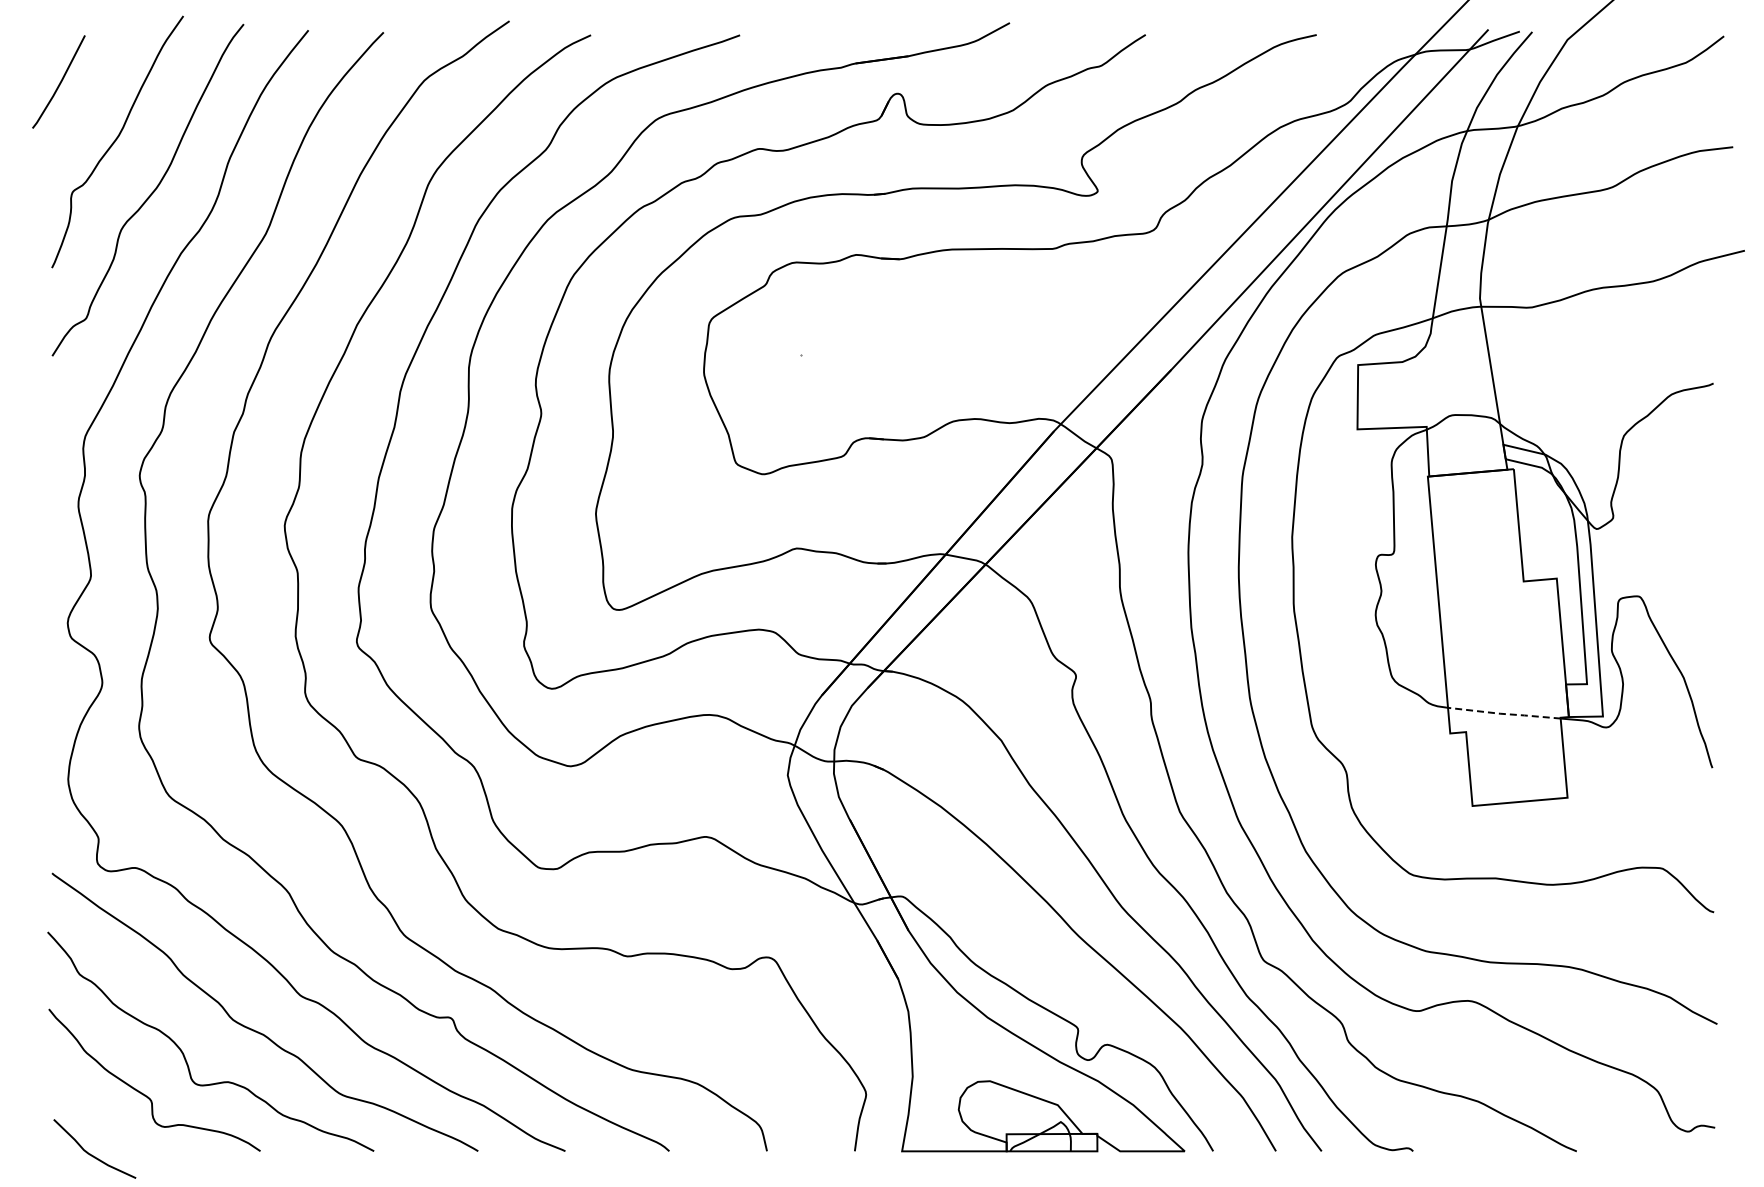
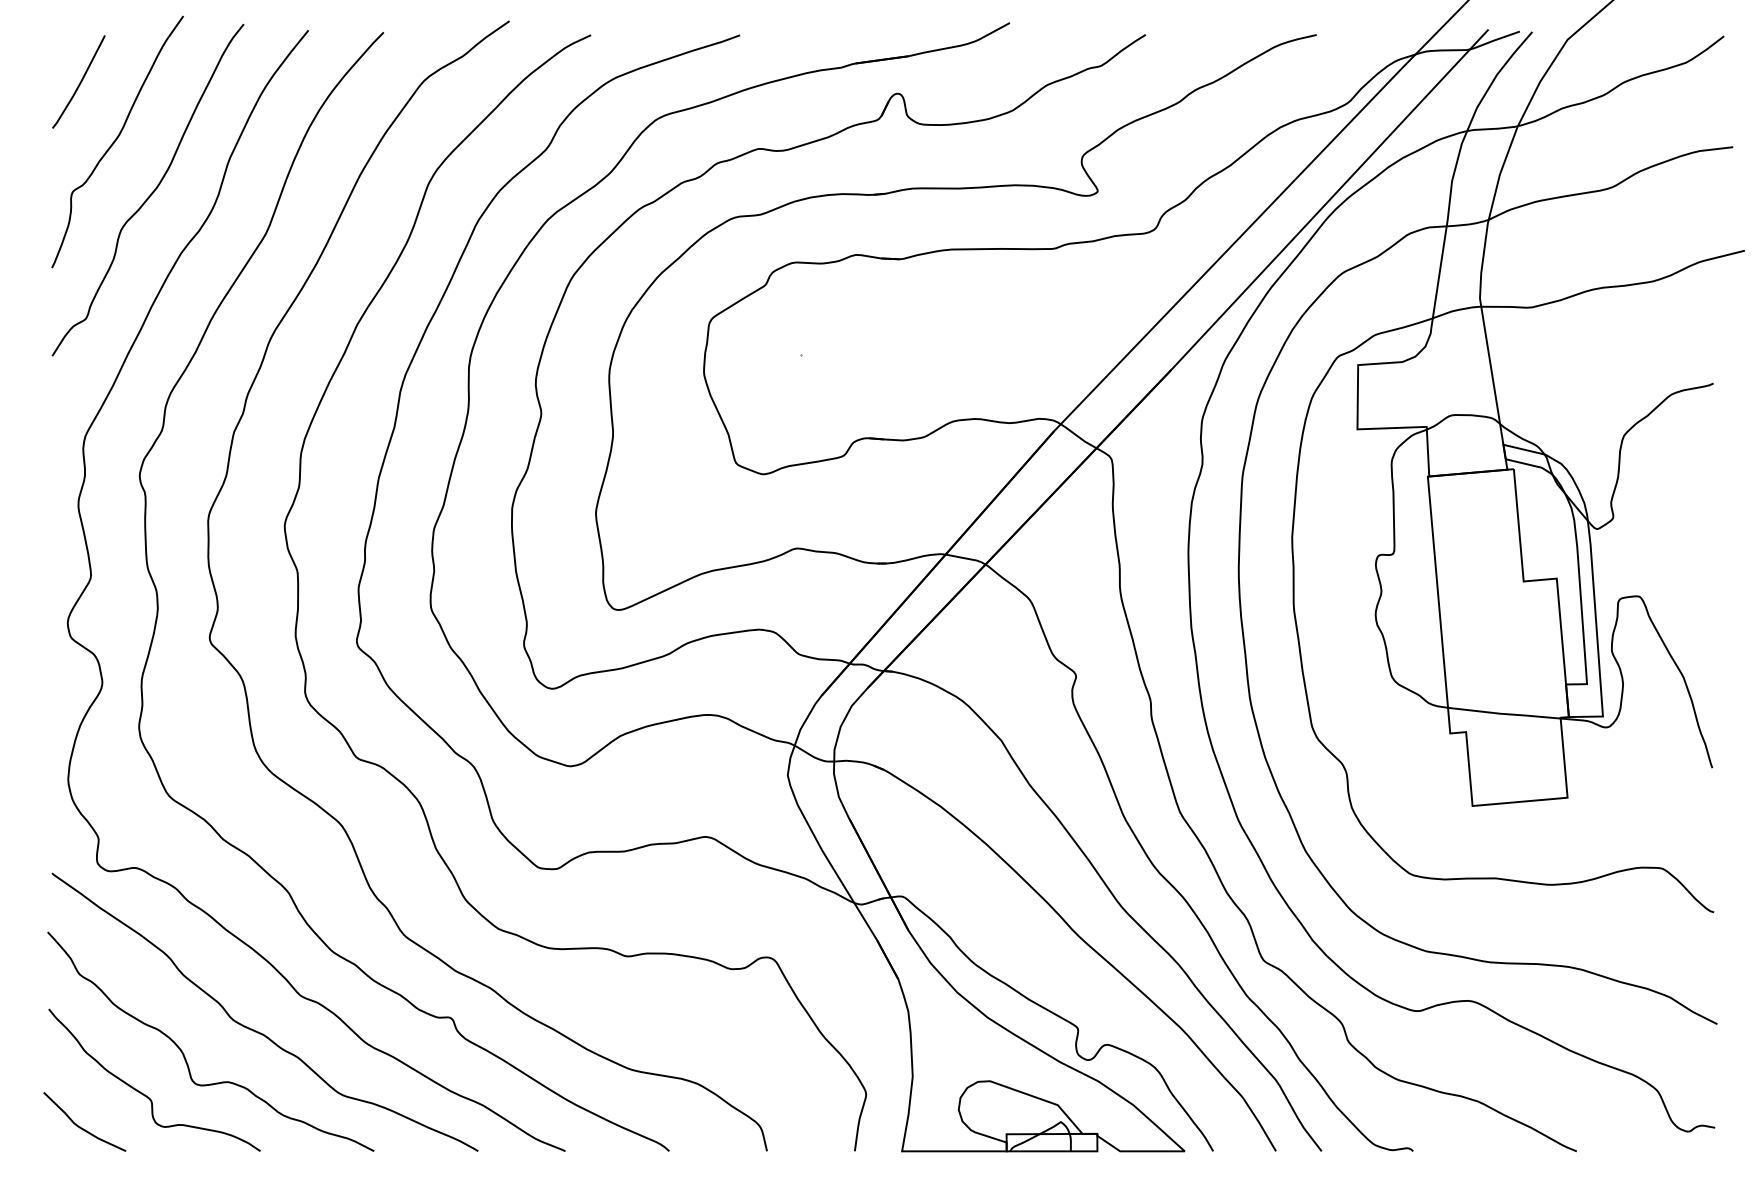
line position: (59, 82) -> (79, 82) (79, 82)
line: dashed -> solid (1503, 714)
curve position: (92, 1154) -> (82, 1127) (82, 1127)
